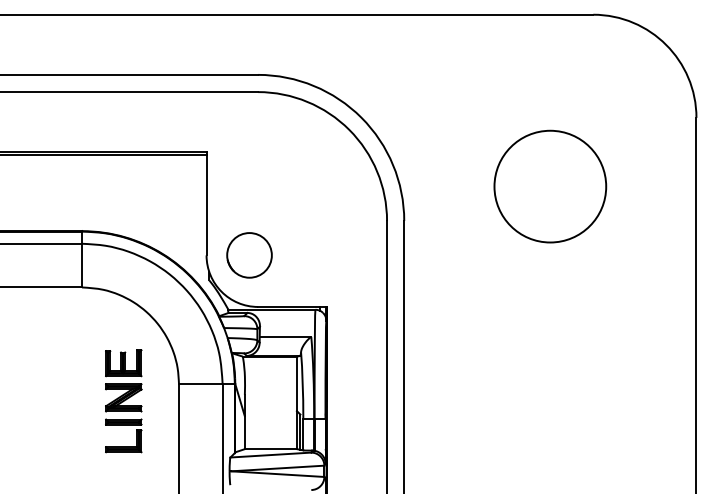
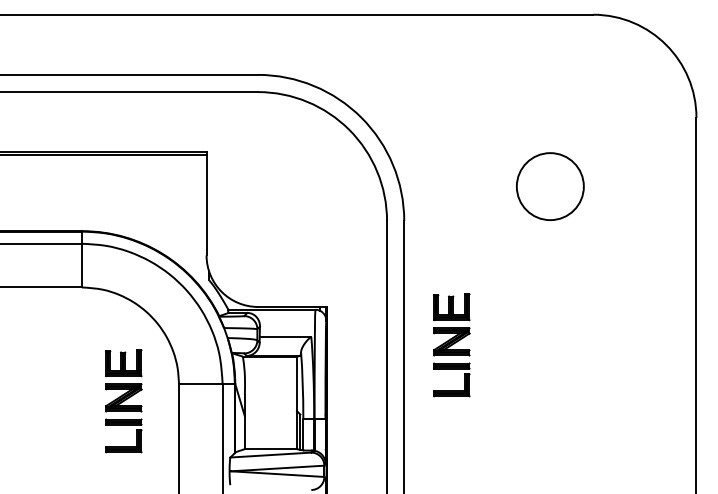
circle diameter: 112 px -> 67 px (549, 186)
circle: present -> none (249, 255)
part: none -> present (451, 345)
